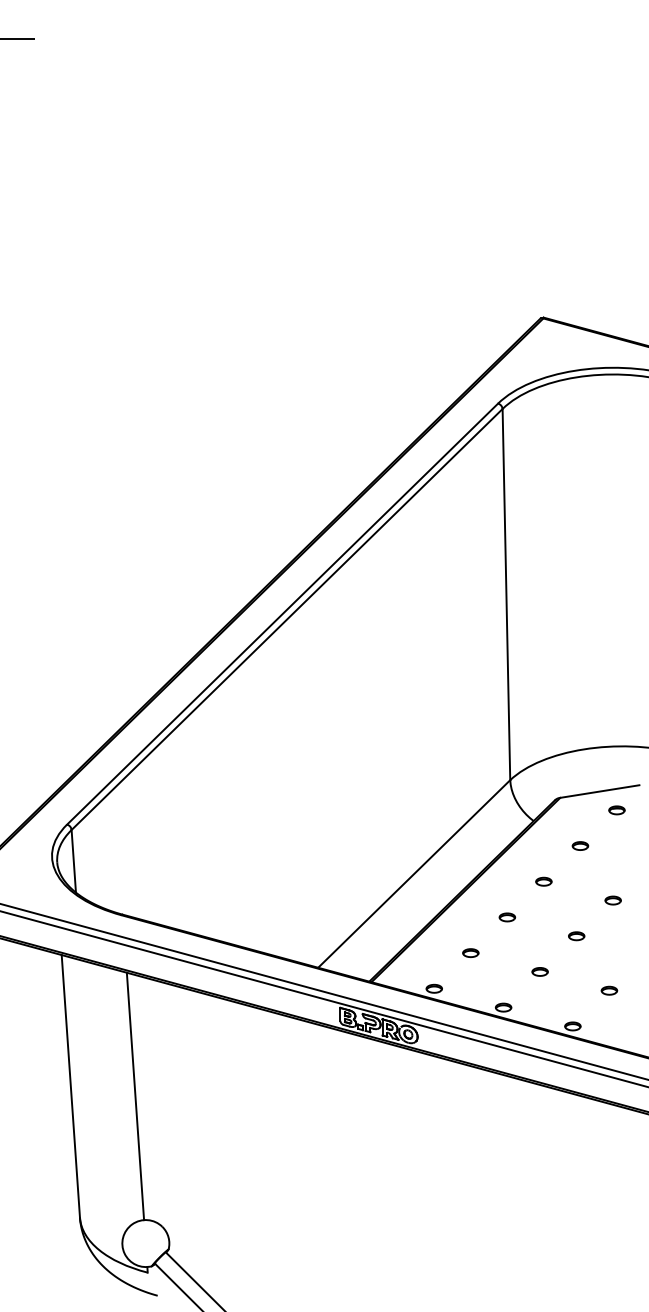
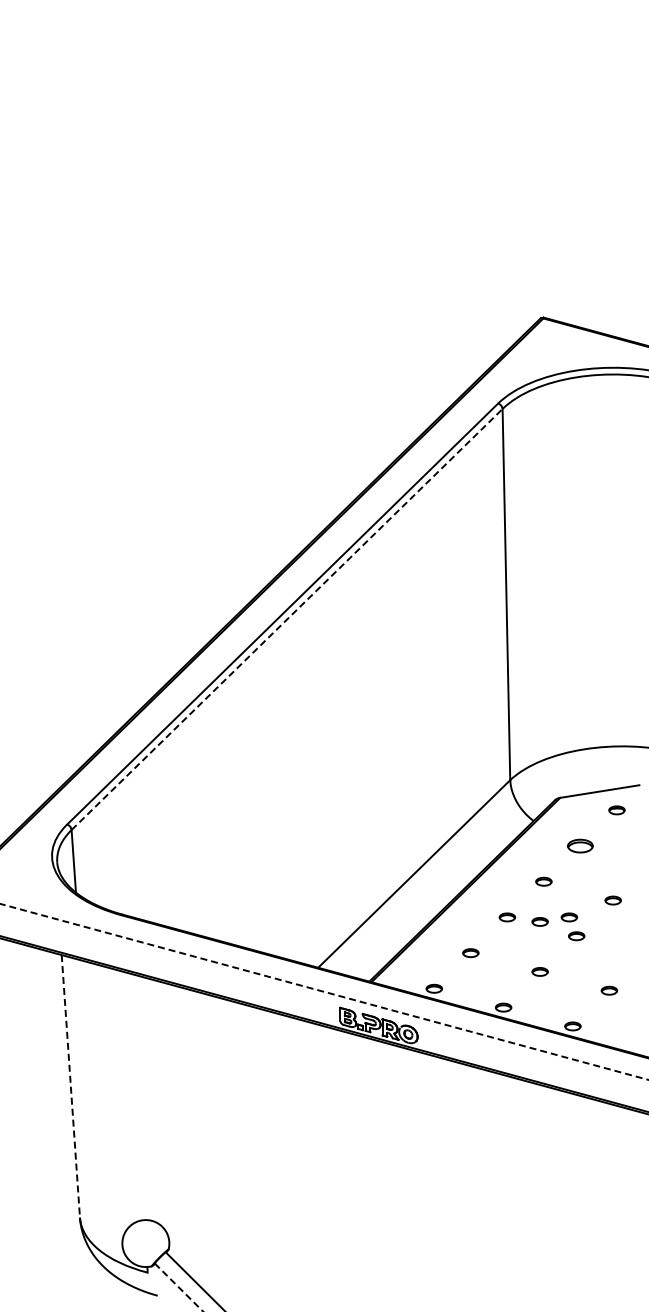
line: present -> none (18, 39)
line: solid -> dashed (287, 619)
part size: 19x10 px -> 27x16 px (580, 845)
part: none -> present (569, 917)
part: none -> present (539, 921)
line: solid -> dashed (324, 992)
line: present -> none (323, 998)
line: solid -> dashed (70, 1086)
line: present -> none (135, 1096)
line: solid -> dashed (178, 1287)
